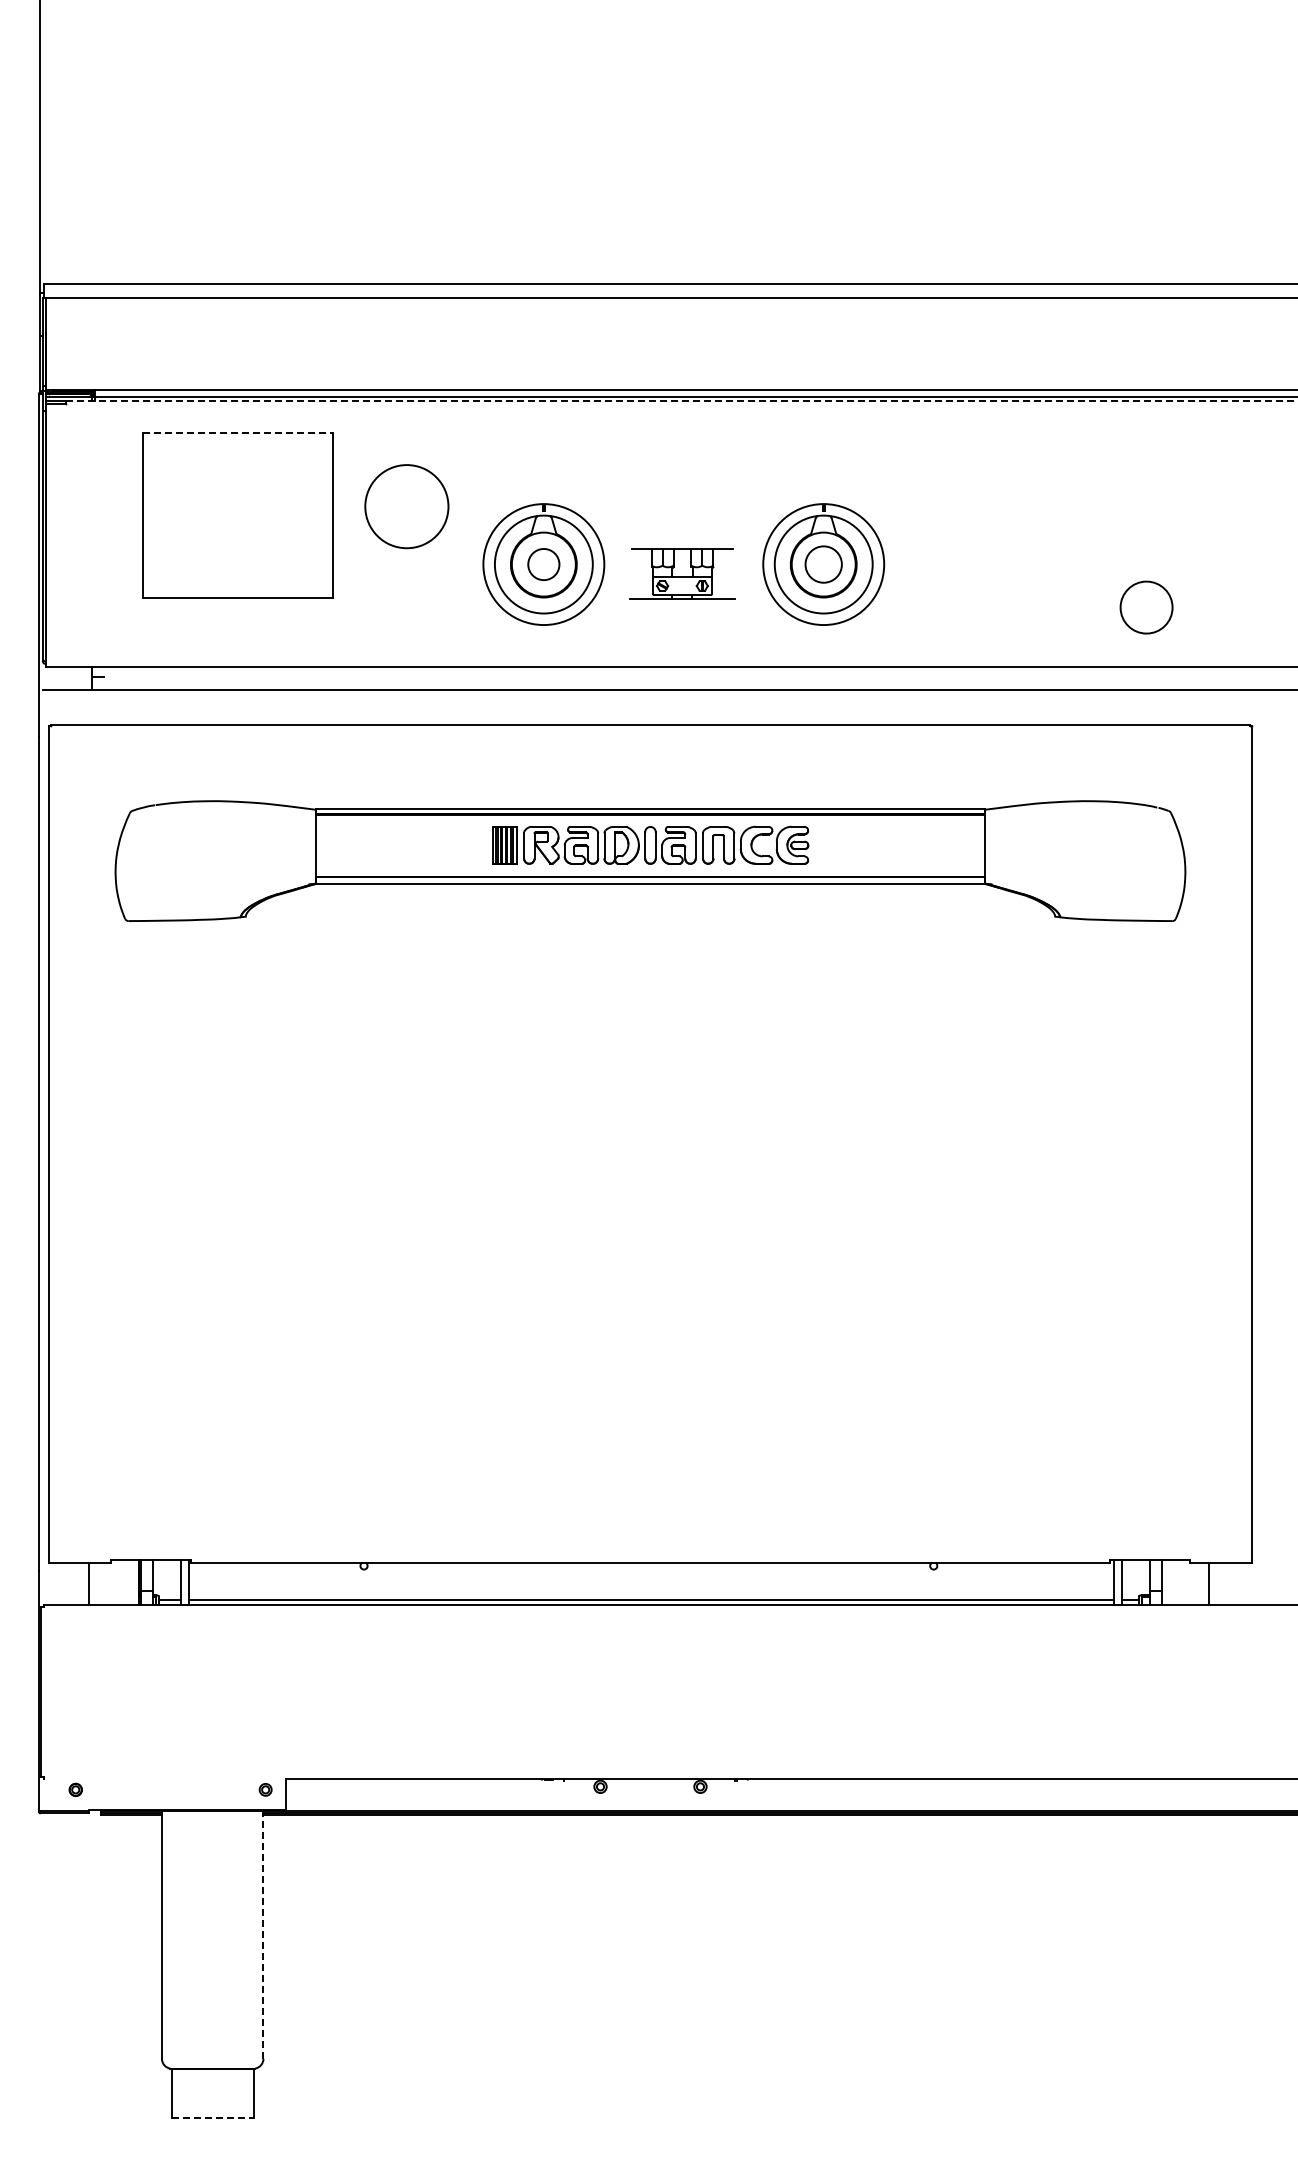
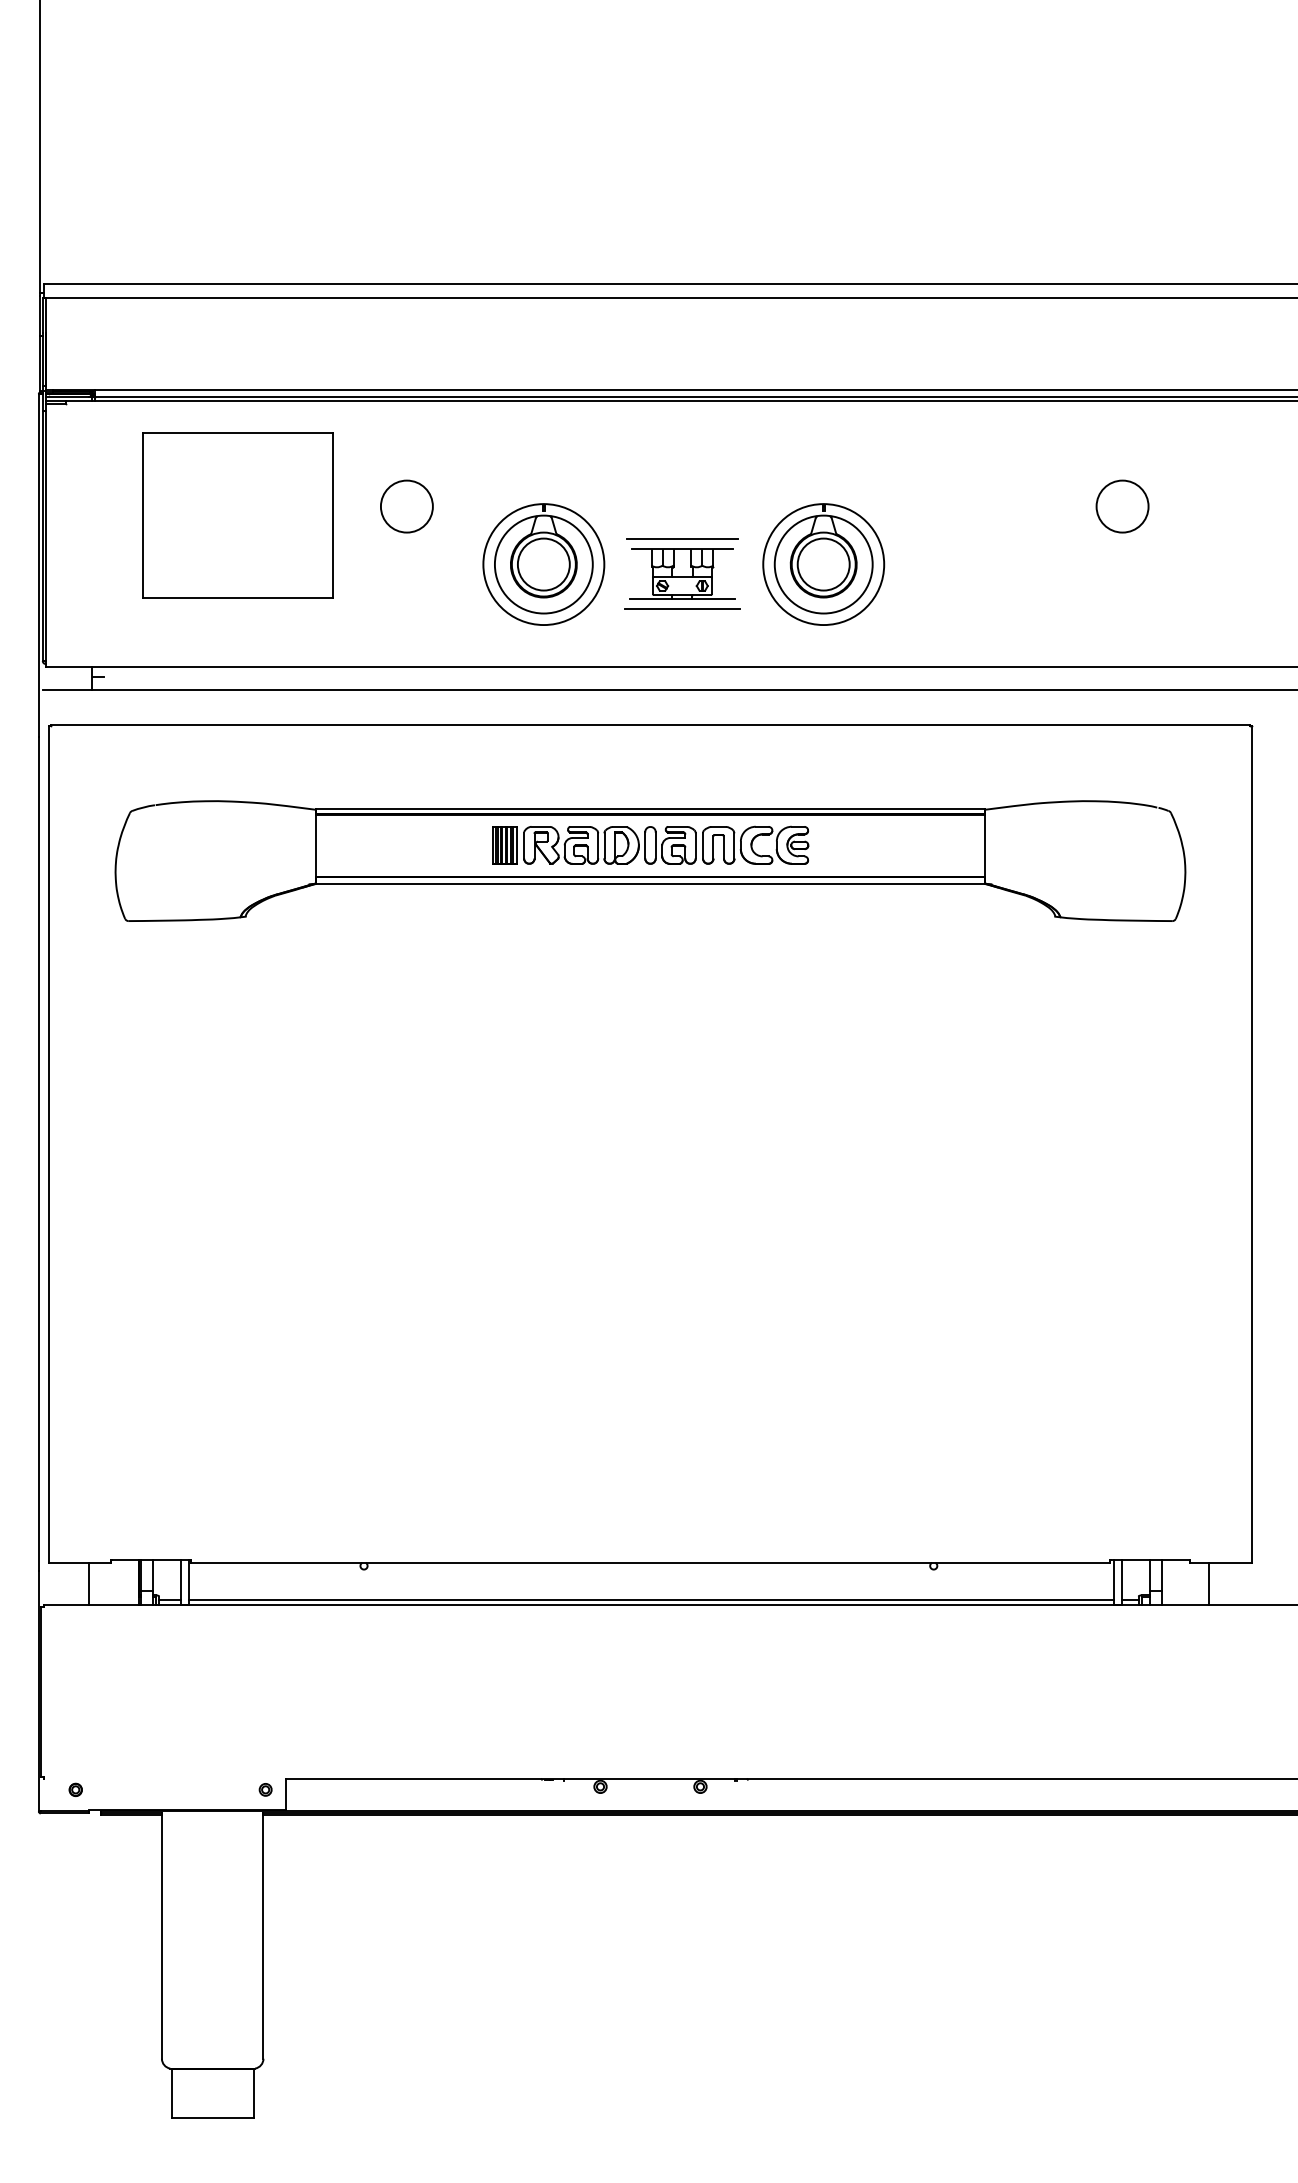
line: dashed -> solid (681, 401)
line: dashed -> solid (238, 432)
circle size: 86x86 px -> 54x55 px (406, 506)
line: none -> present (681, 538)
circle diameter: 31 px -> 52 px (543, 564)
circle diameter: 36 px -> 52 px (823, 564)
circle position: (1146, 607) -> (1122, 506) (1122, 506)
line: none -> present (682, 609)
line: dashed -> solid (263, 1935)
line: dashed -> solid (212, 2117)
